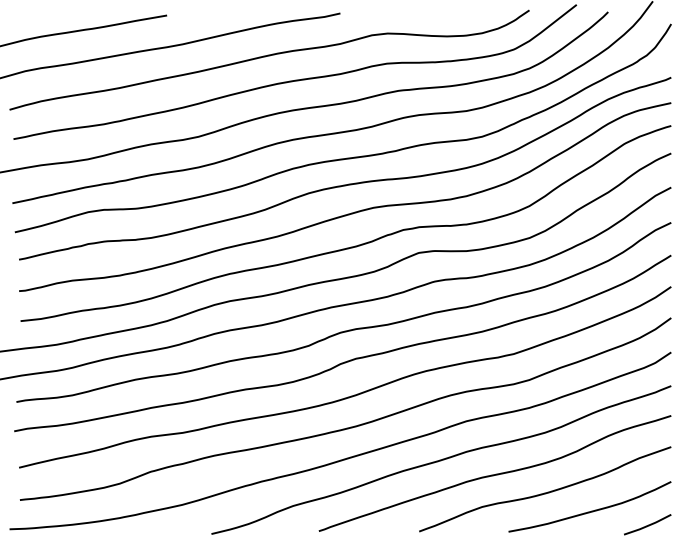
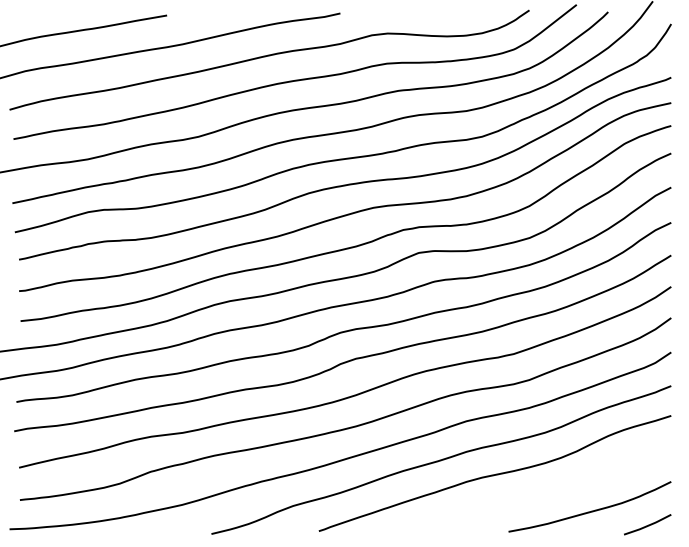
curve: present -> none (547, 491)
